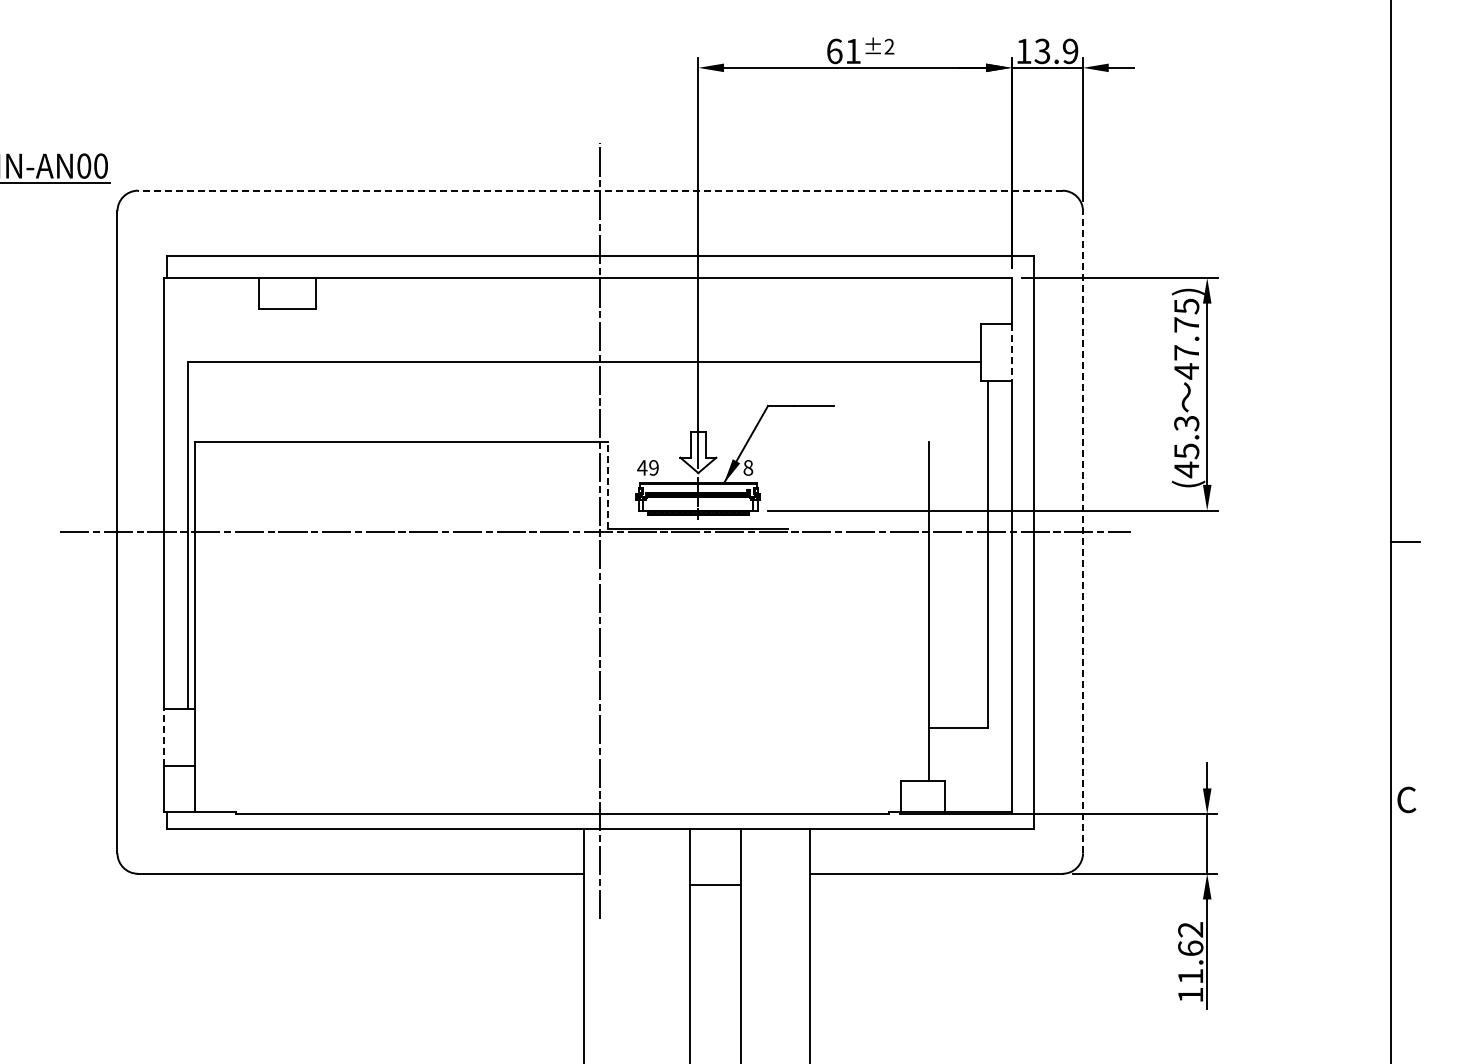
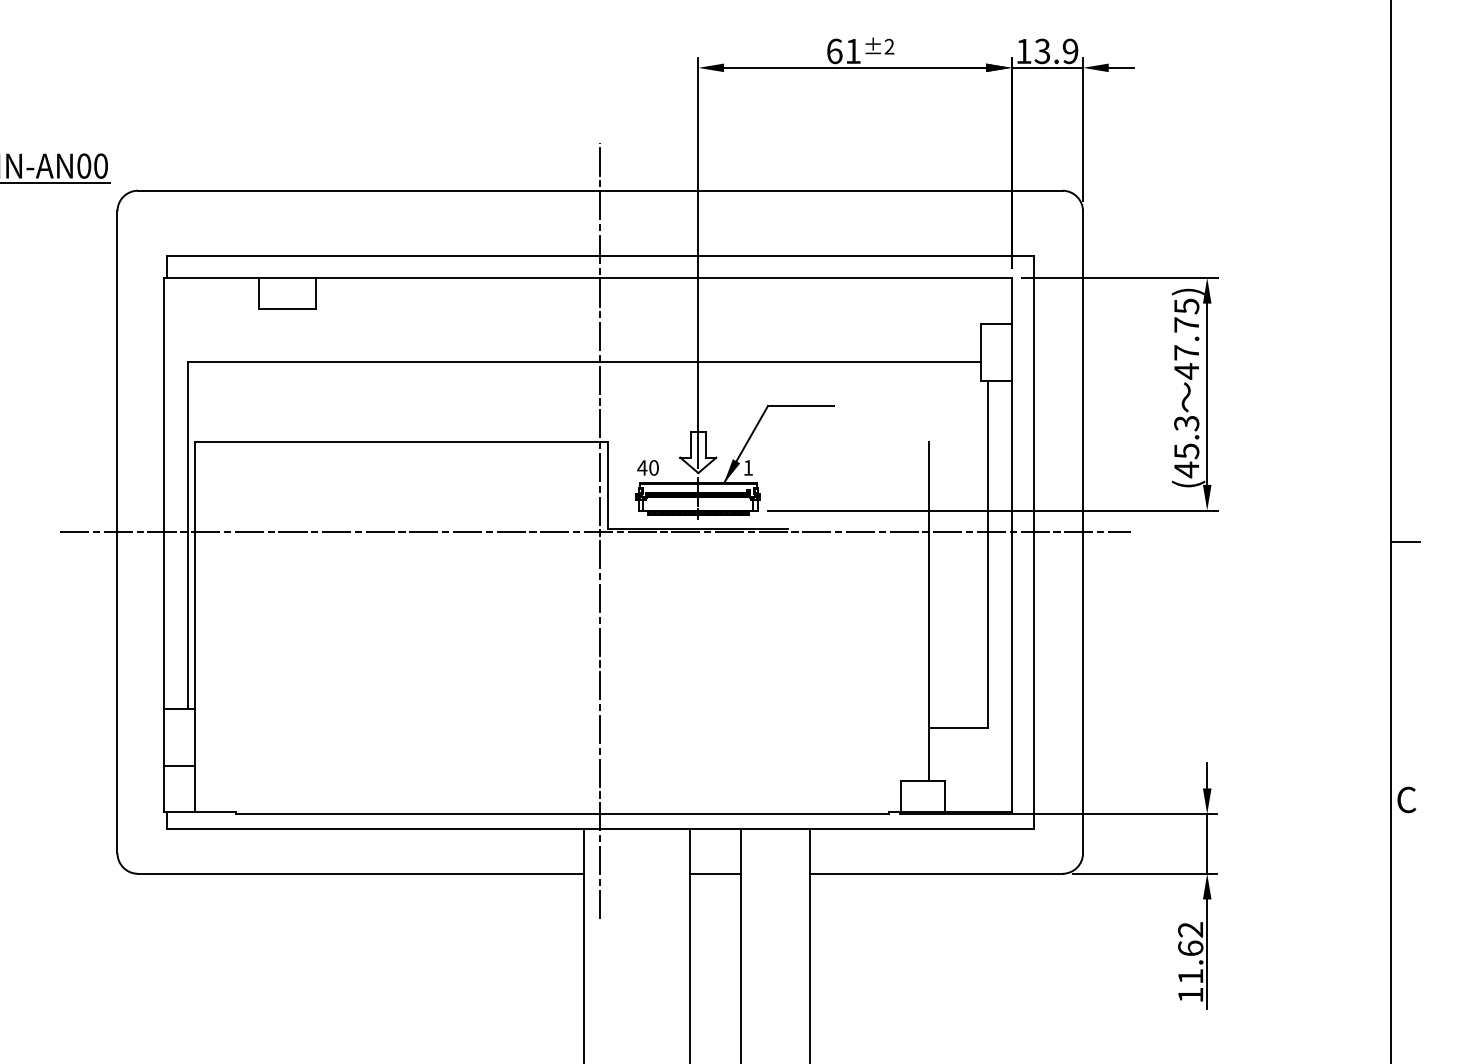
line: dashed -> solid (599, 190)
line: dashed -> solid (1011, 352)
text: 49 -> 40 (653, 467)
text: 8 -> 1 (748, 467)
line: dashed -> solid (608, 485)
line: dashed -> solid (1083, 531)
line: dashed -> solid (164, 737)
line position: (714, 884) -> (714, 873) (714, 873)
